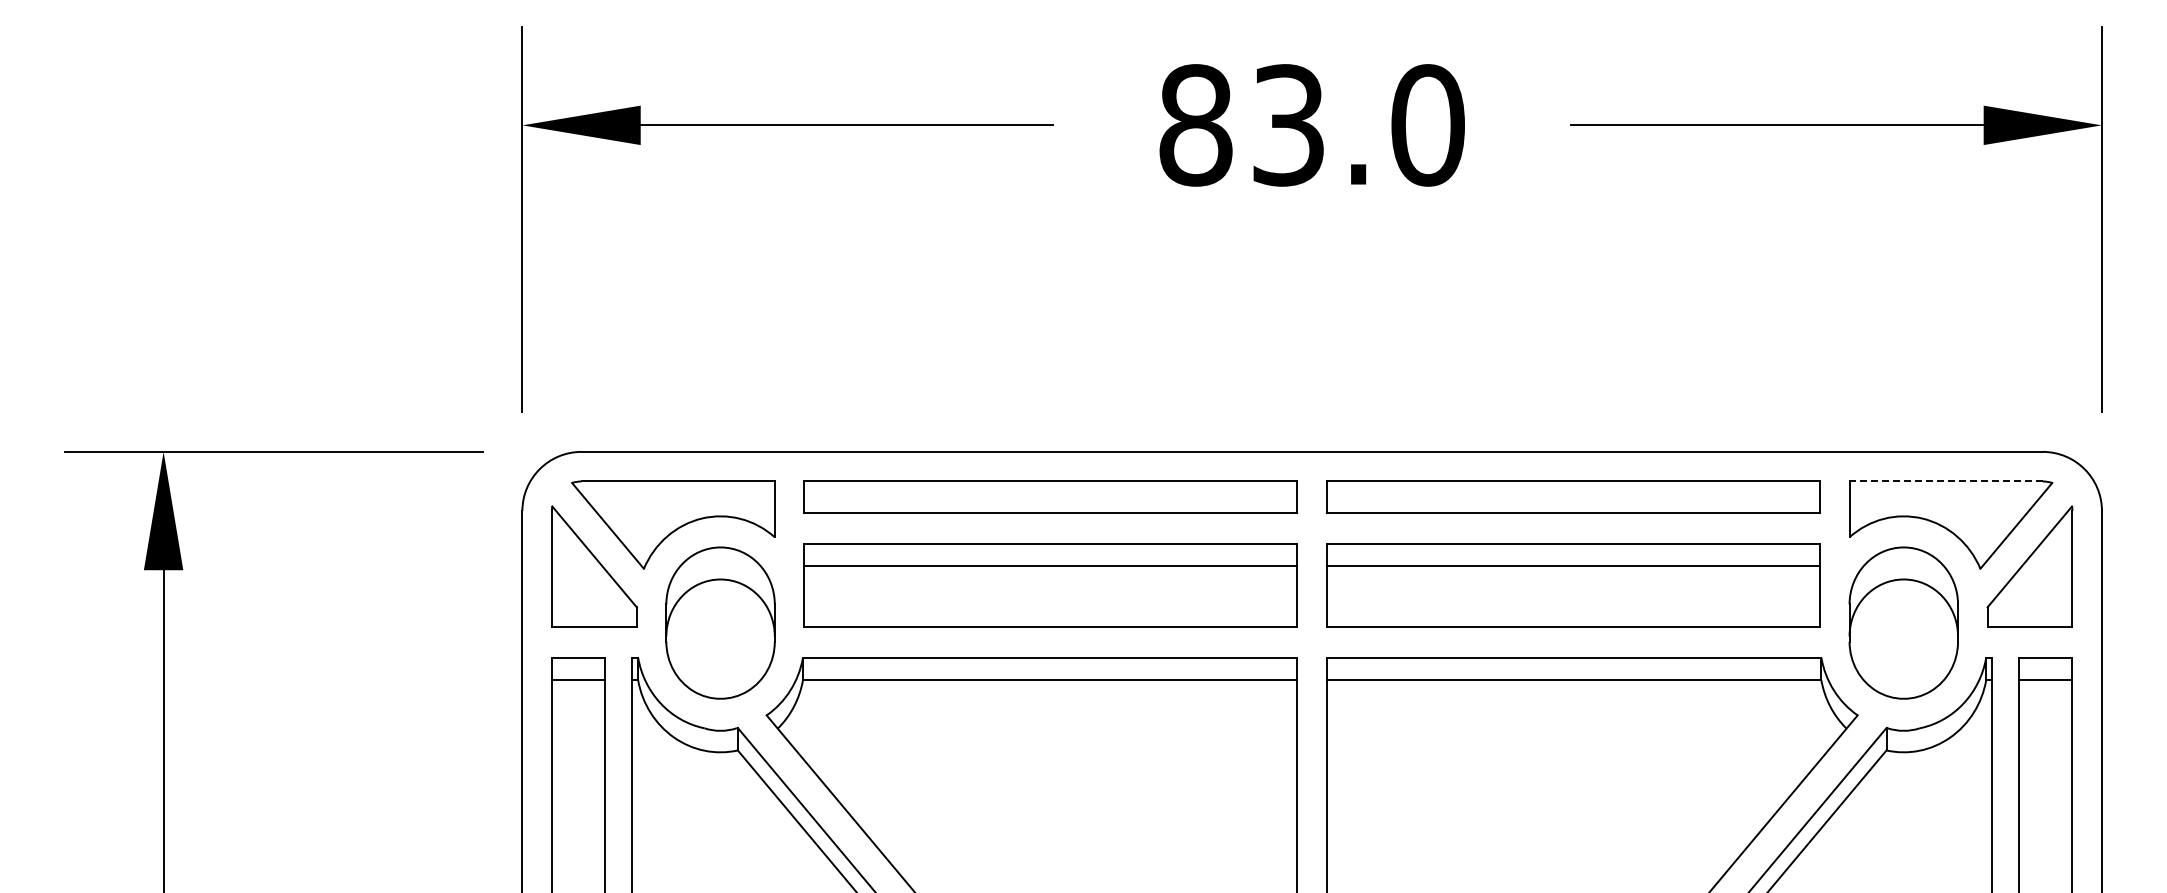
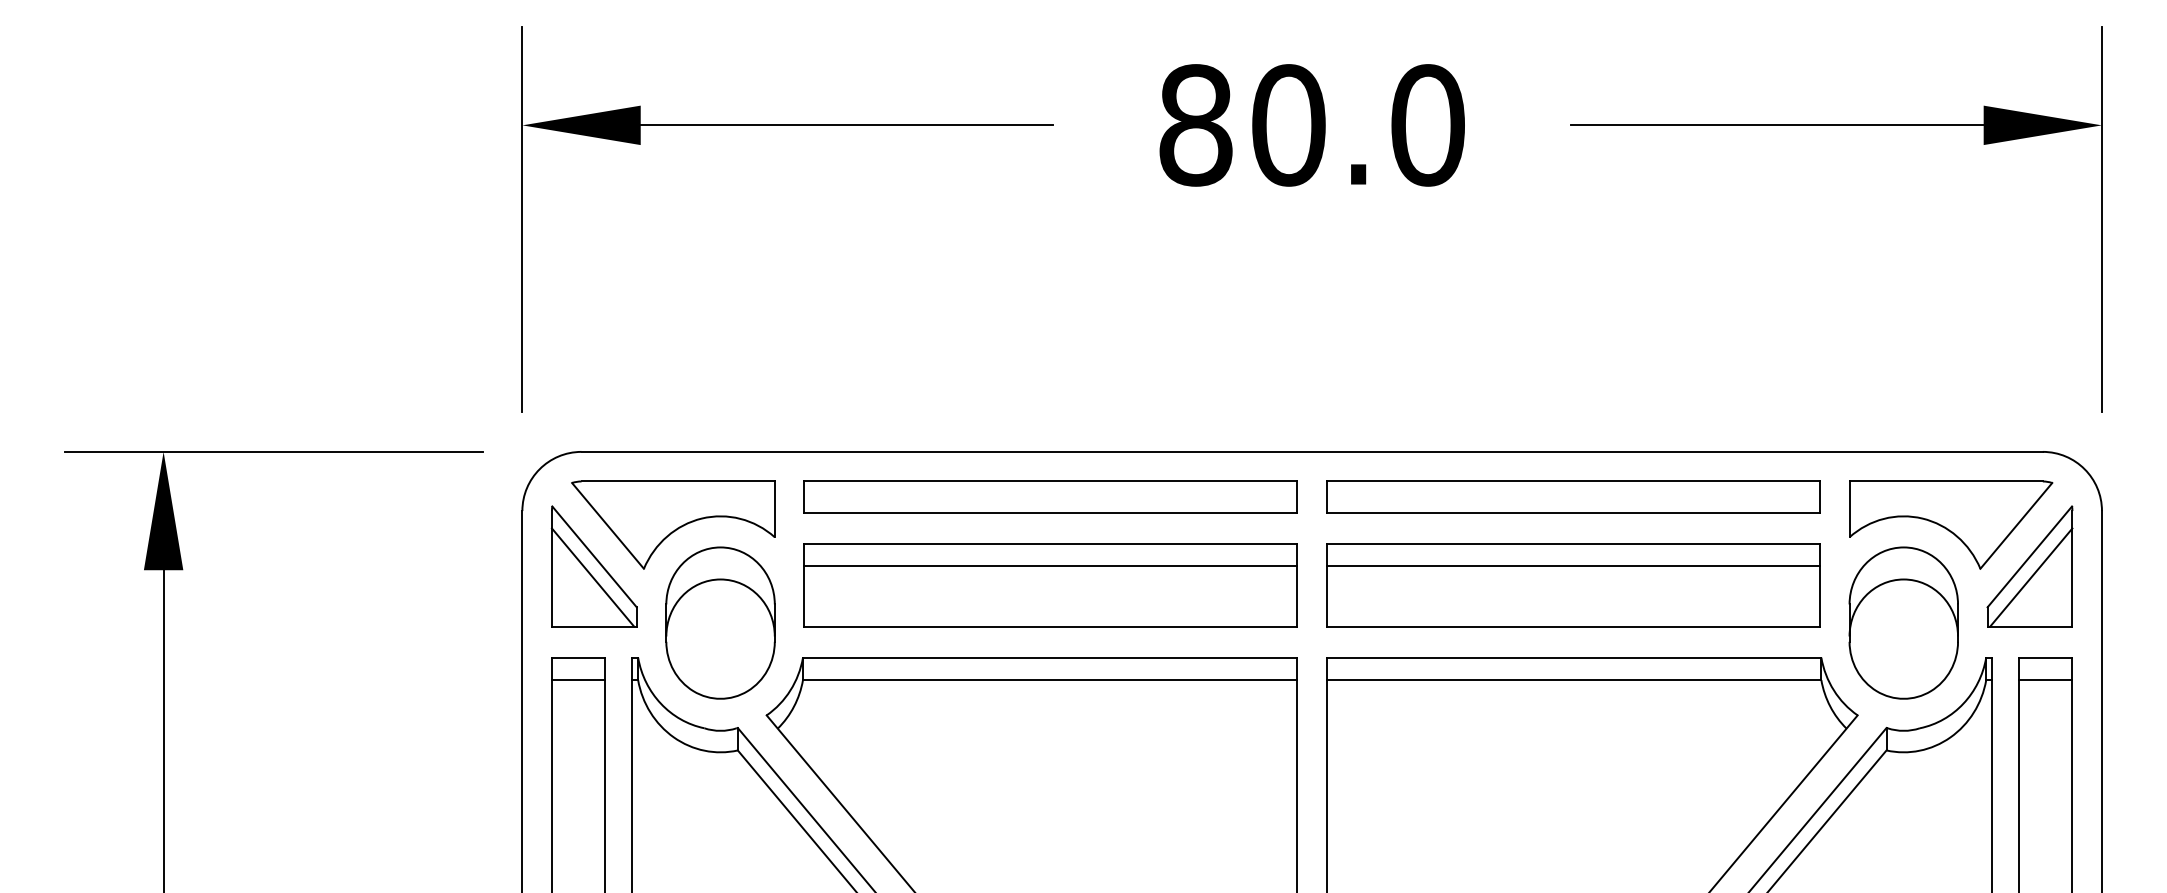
text: 83.0 -> 80.0 (1288, 125)
line: dashed -> solid (1946, 481)
line: none -> present (592, 577)
line: none -> present (2031, 577)
